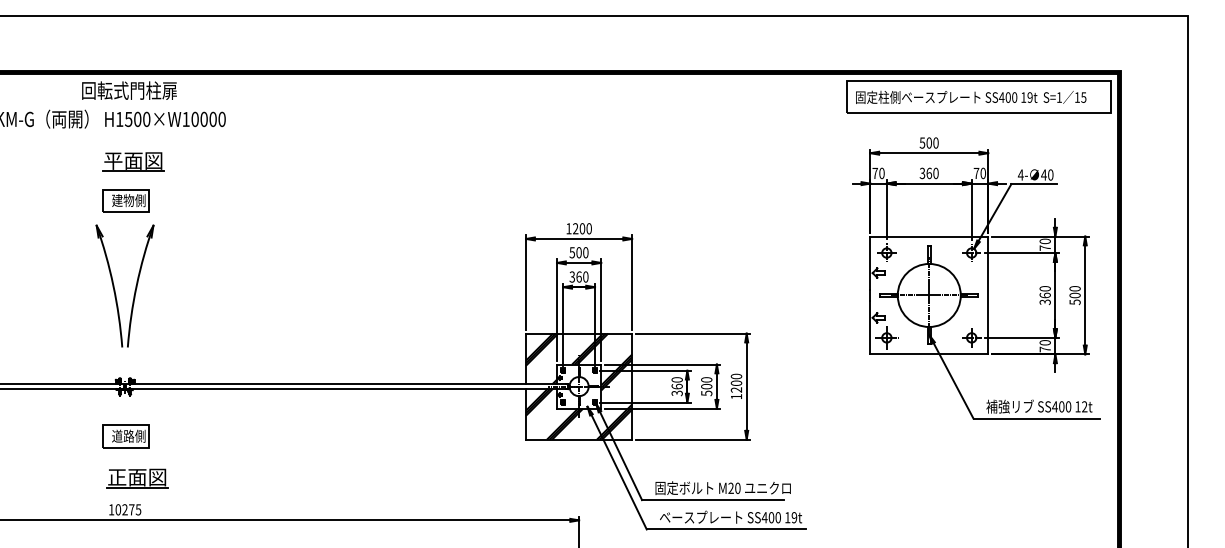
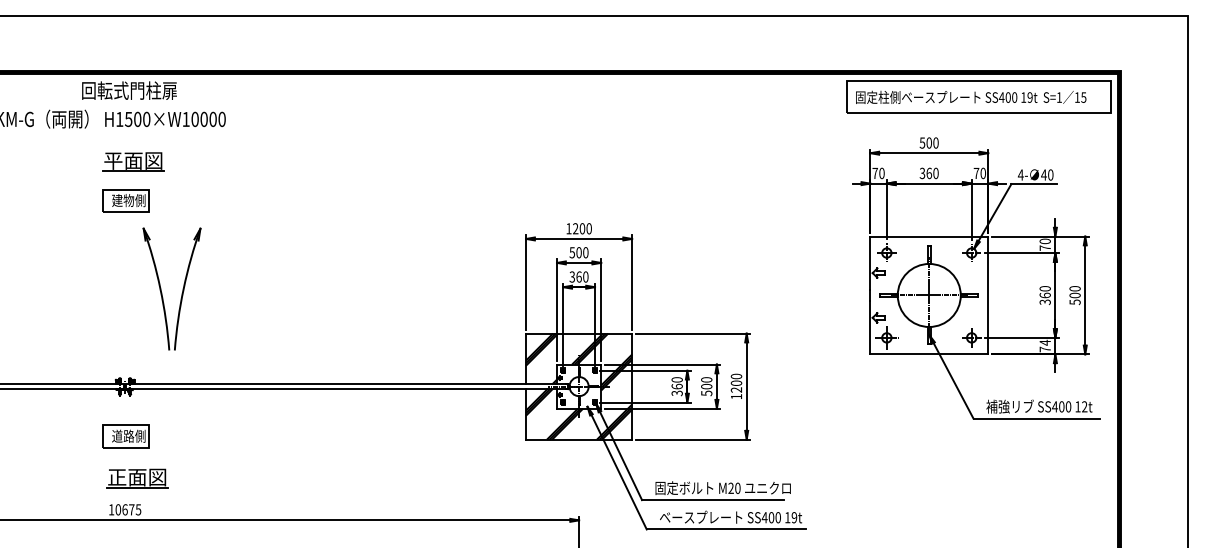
part position: (115, 289) -> (162, 292) (162, 292)
text: 70 -> 74 (1044, 342)
text: 10275 -> 10675 (124, 509)
